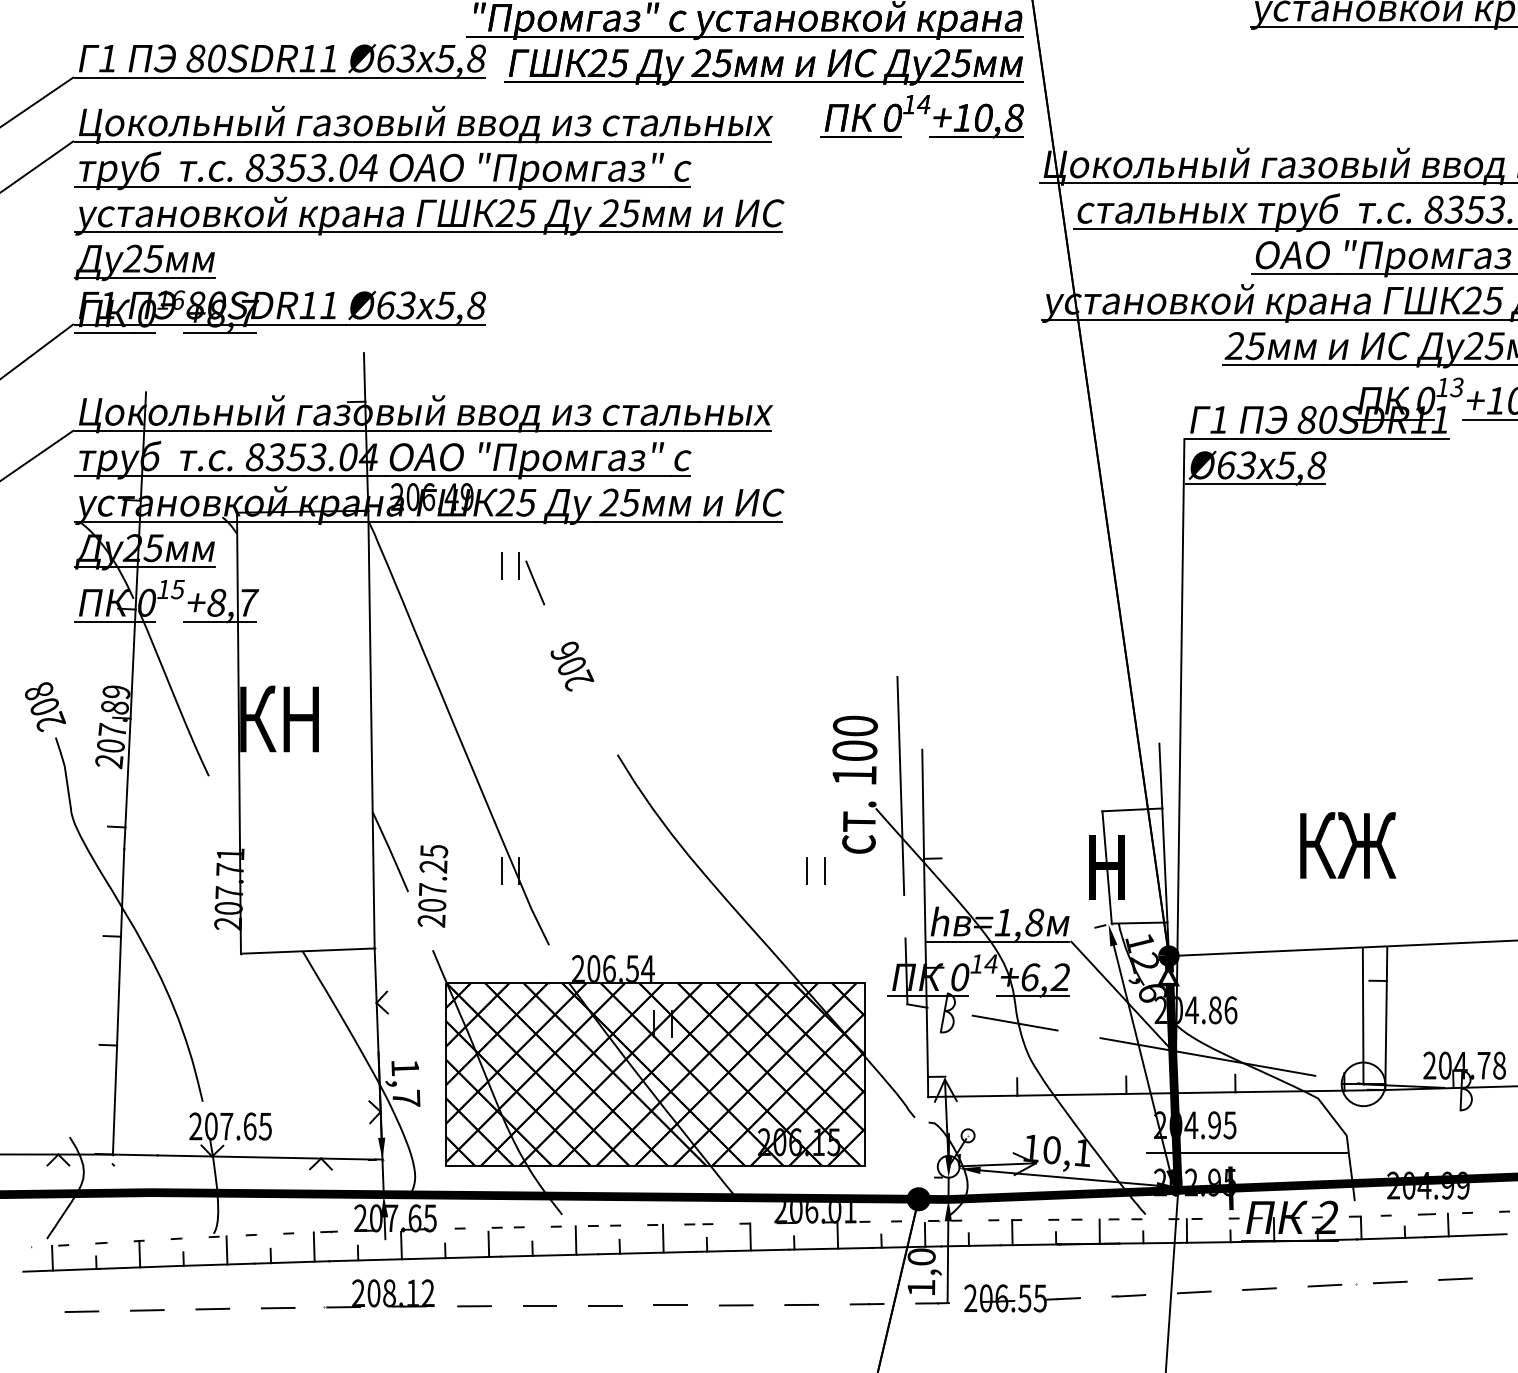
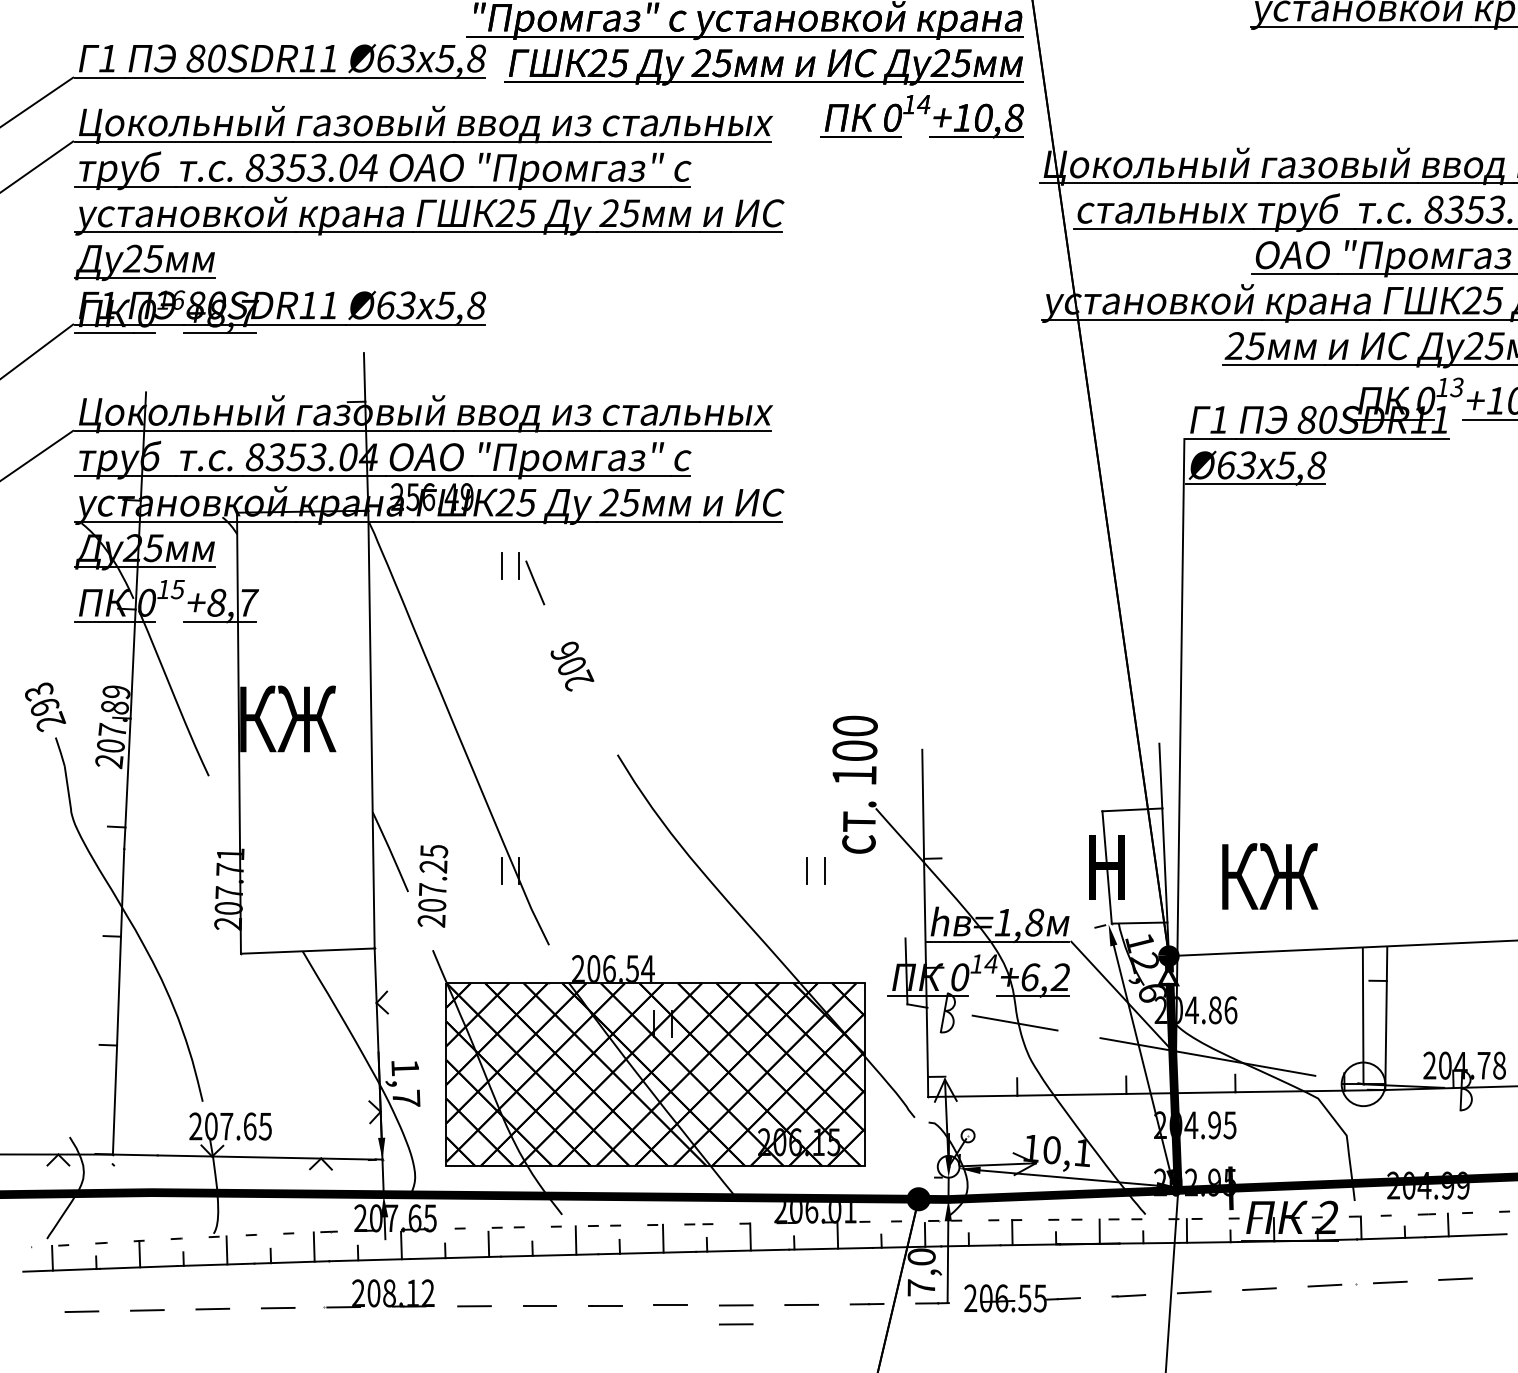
text: 206.49 -> 256.49 (412, 497)
text: 208 -> 293 (42, 699)
text: КН -> КЖ (306, 718)
line: present -> none (900, 785)
text position: (1348, 845) -> (1270, 876) (1270, 876)
line: present -> none (1246, 1153)
text: 1,0 -> 7,0 (921, 1287)
line: none -> present (736, 1324)
